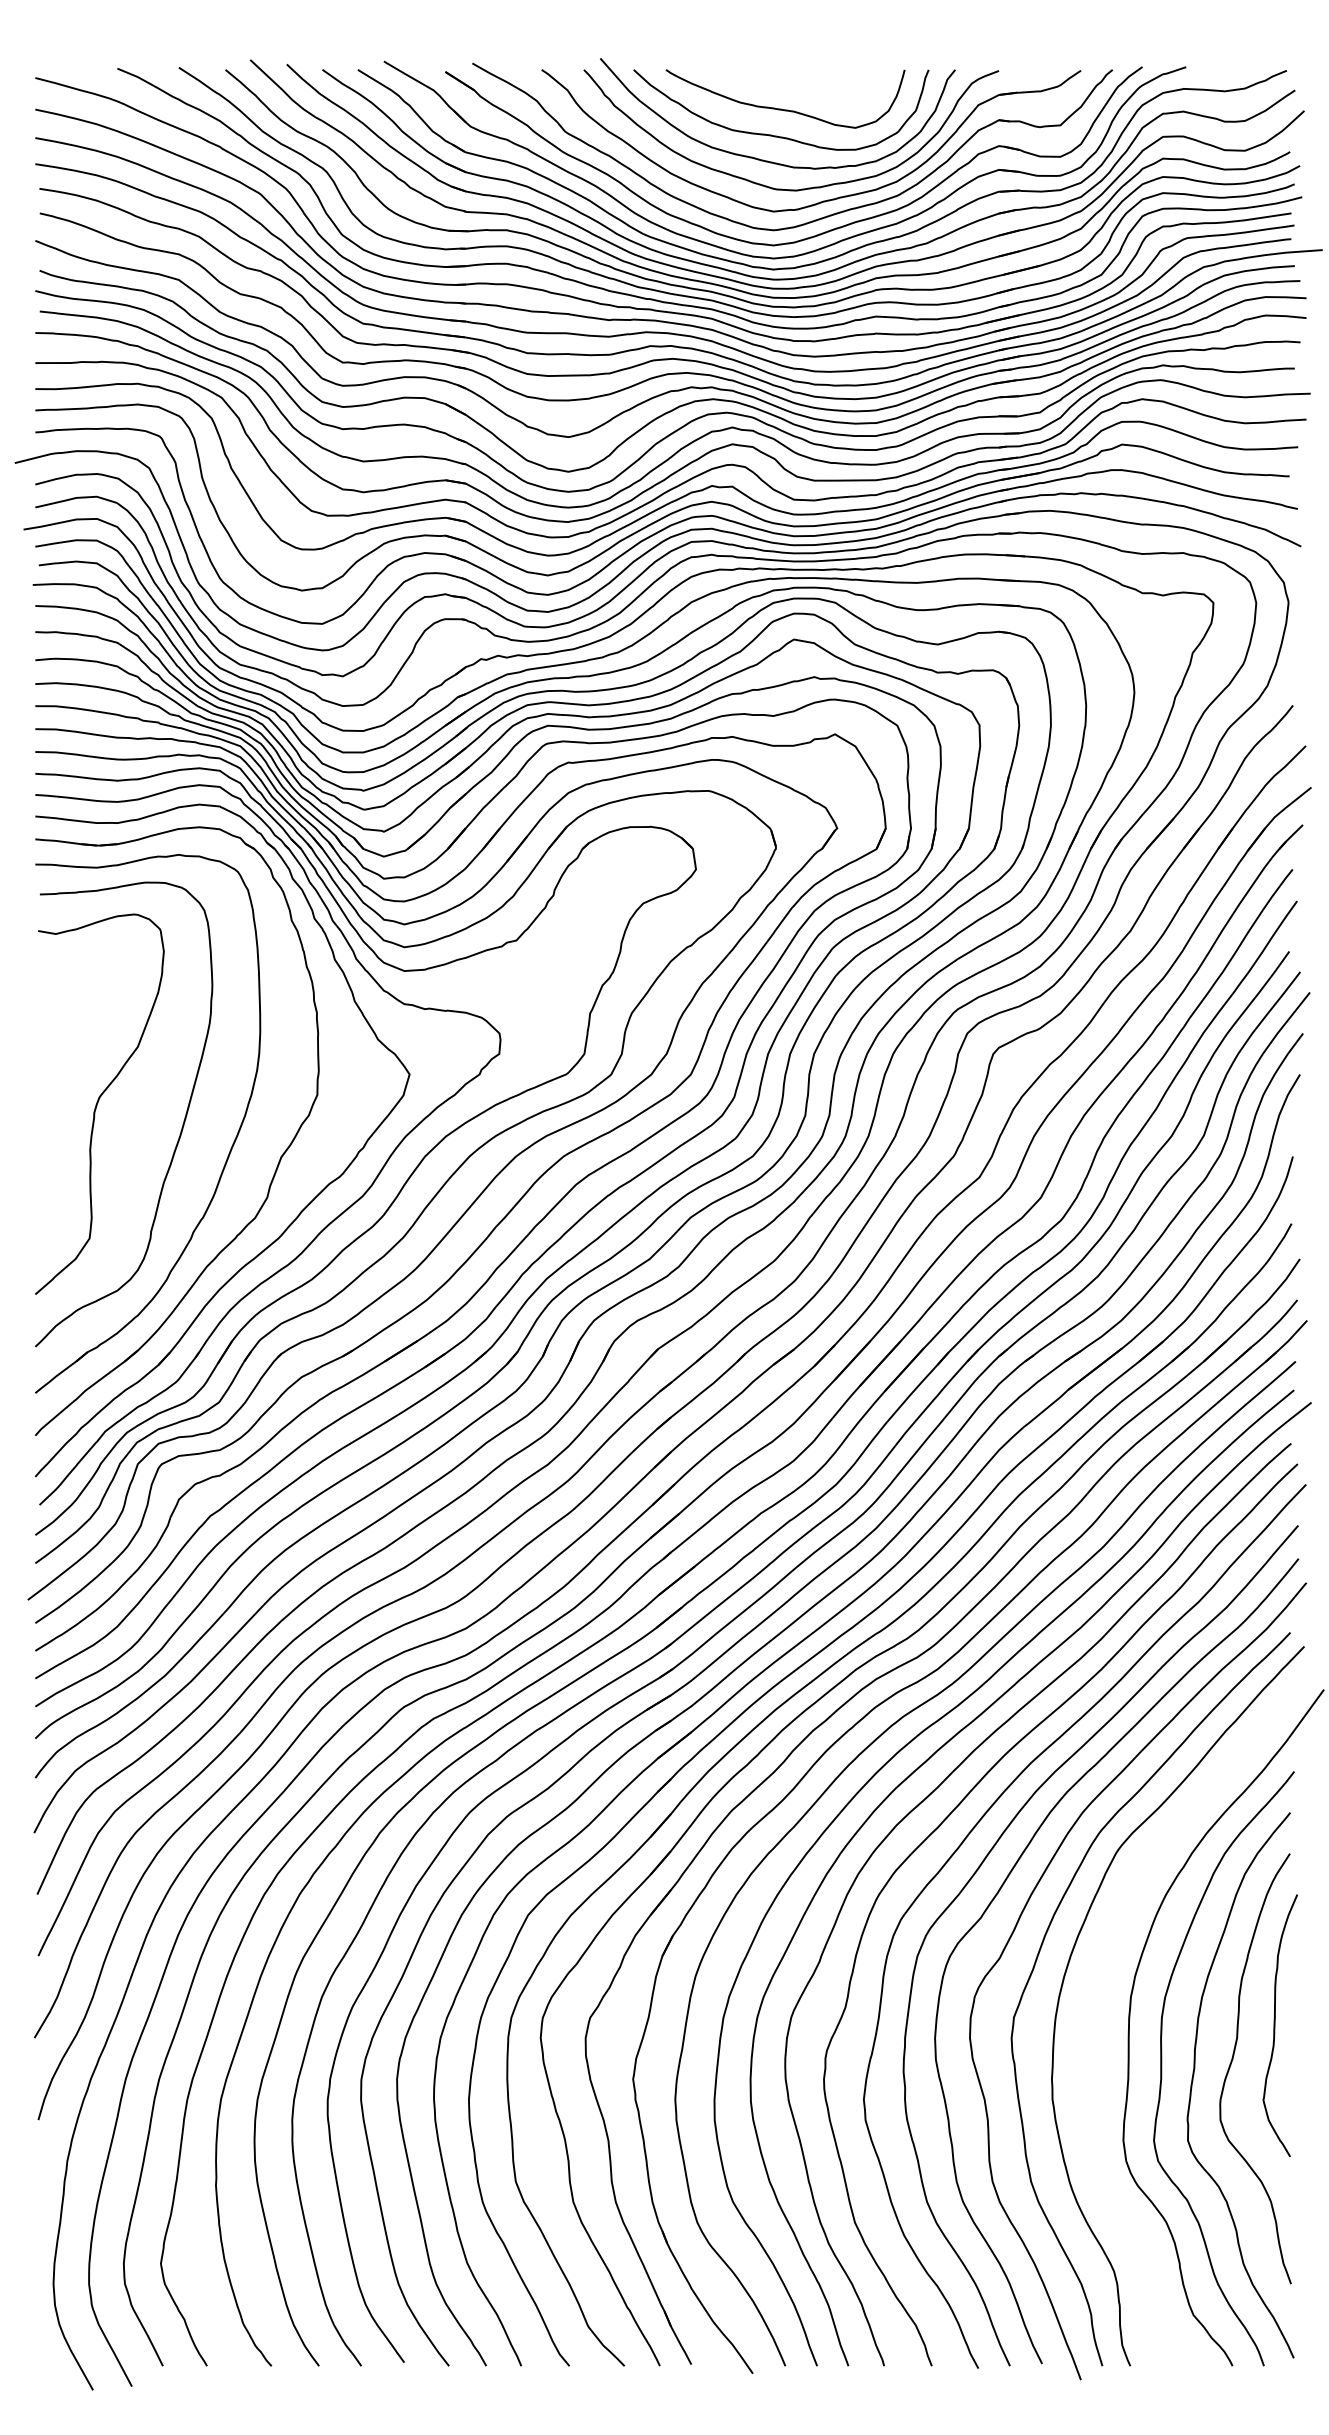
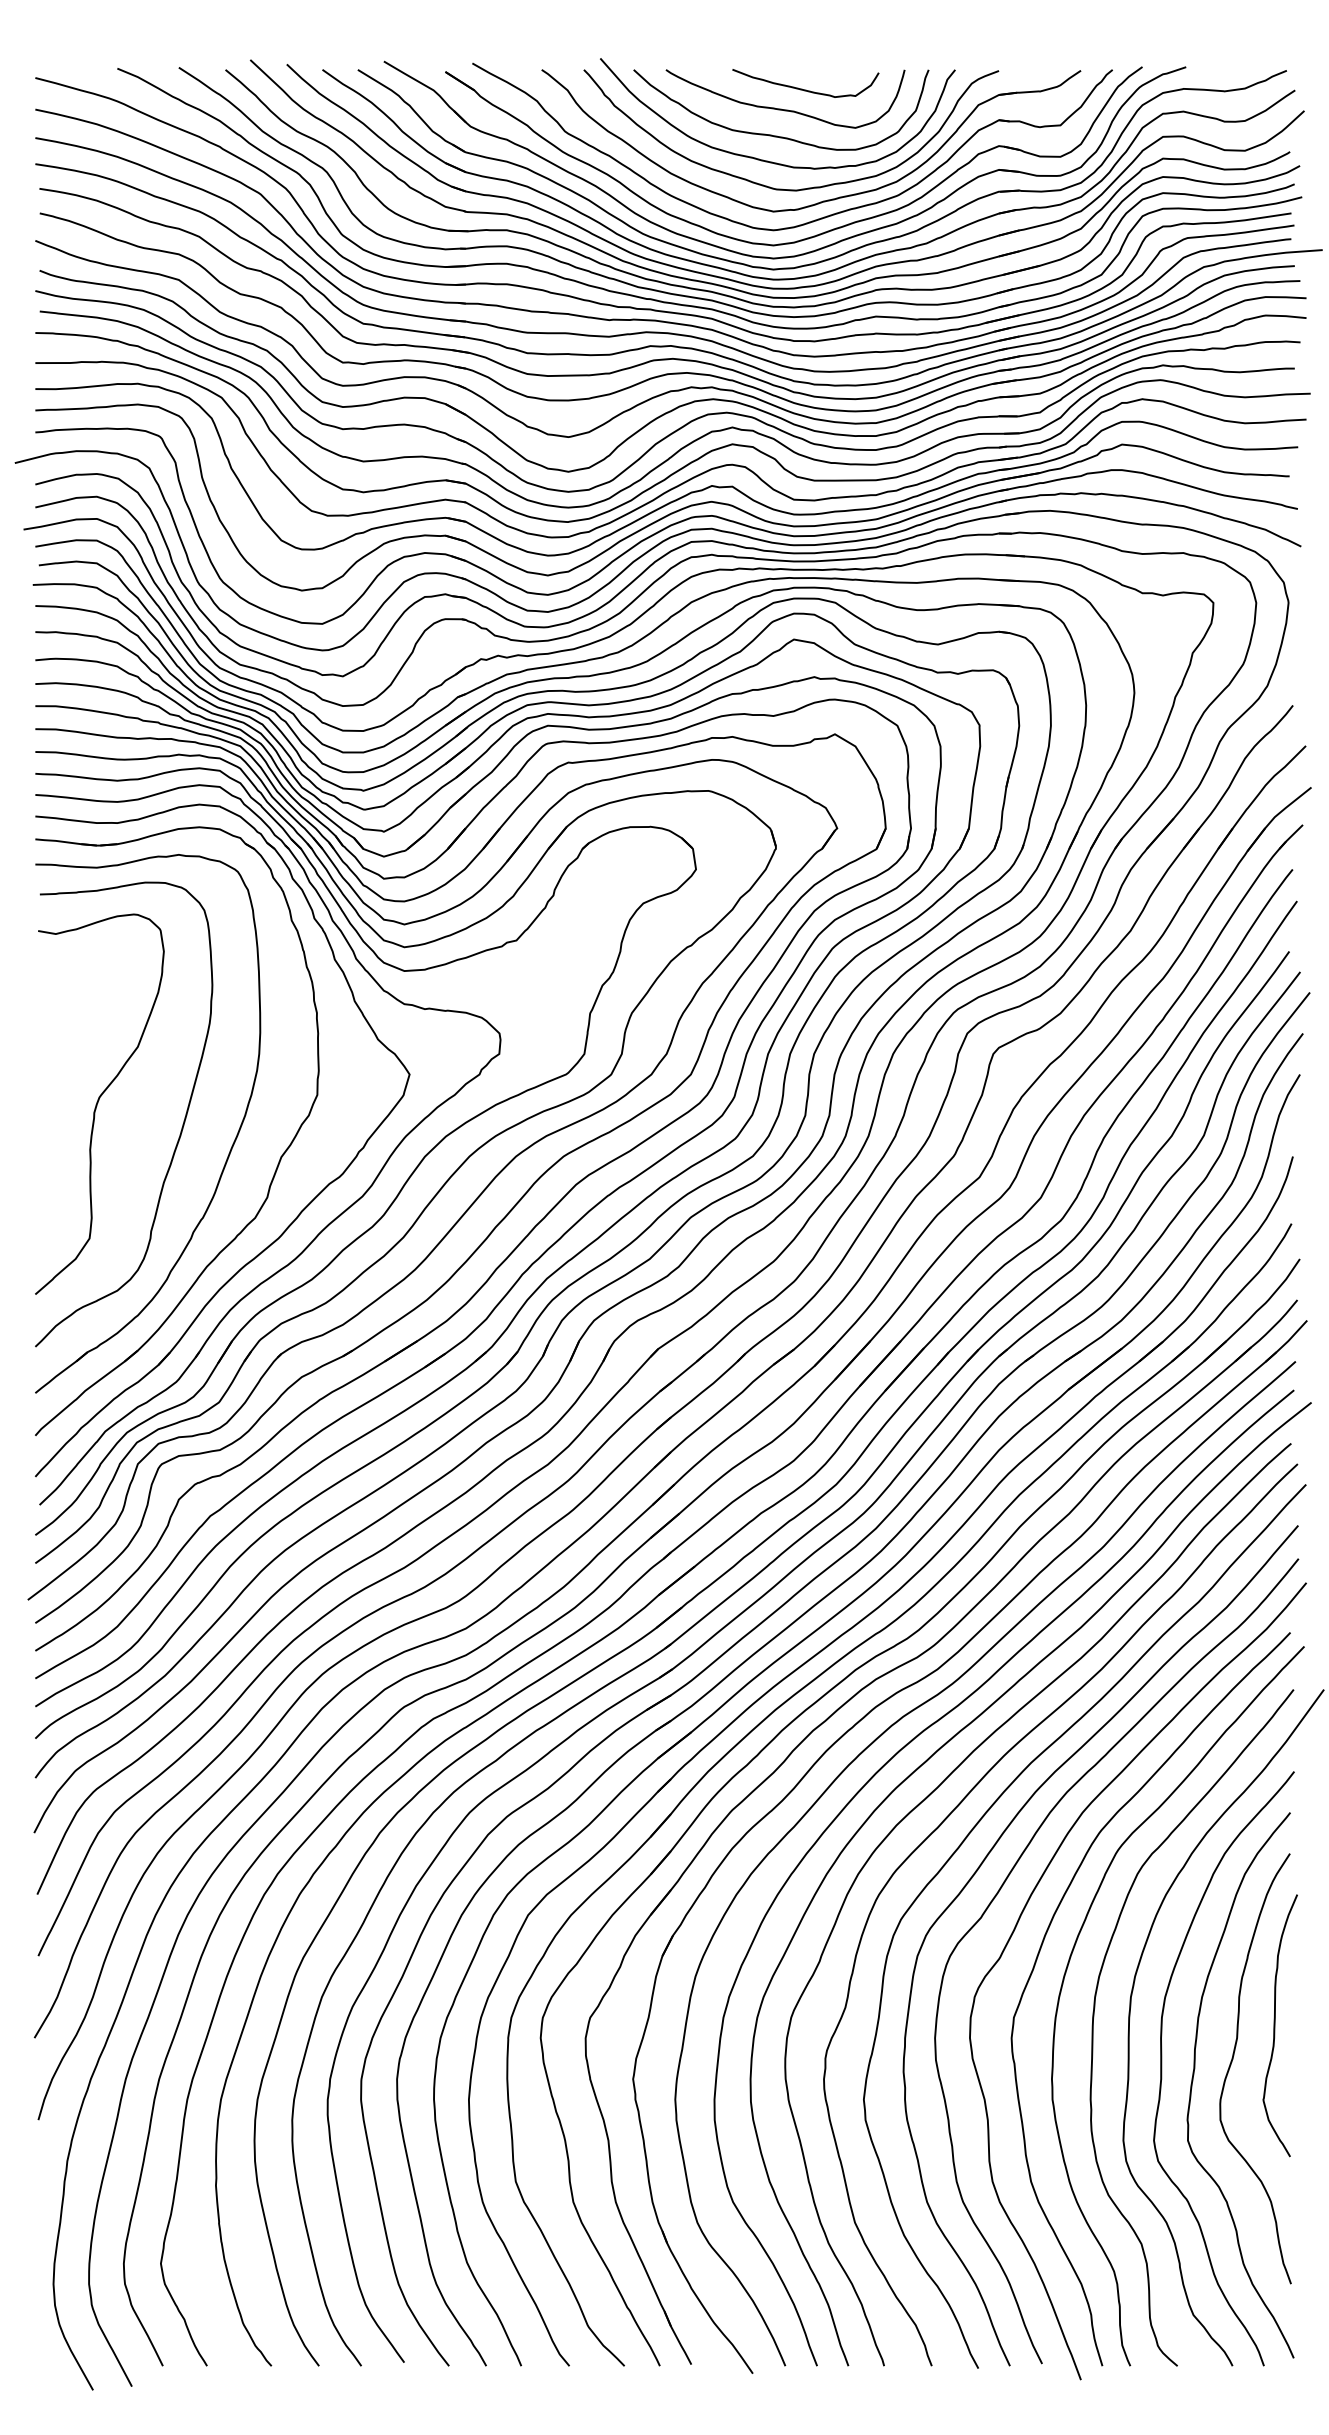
curve: none -> present (802, 88)
curve: none -> present (1094, 2017)
